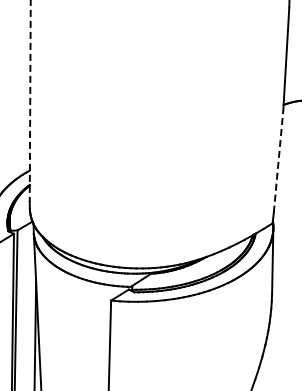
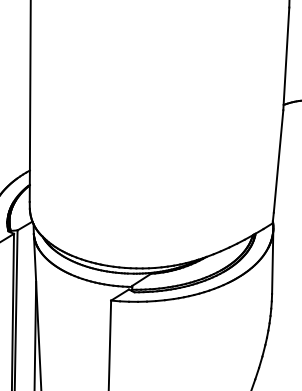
line: dashed -> solid (30, 101)
line: dashed -> solid (278, 160)
